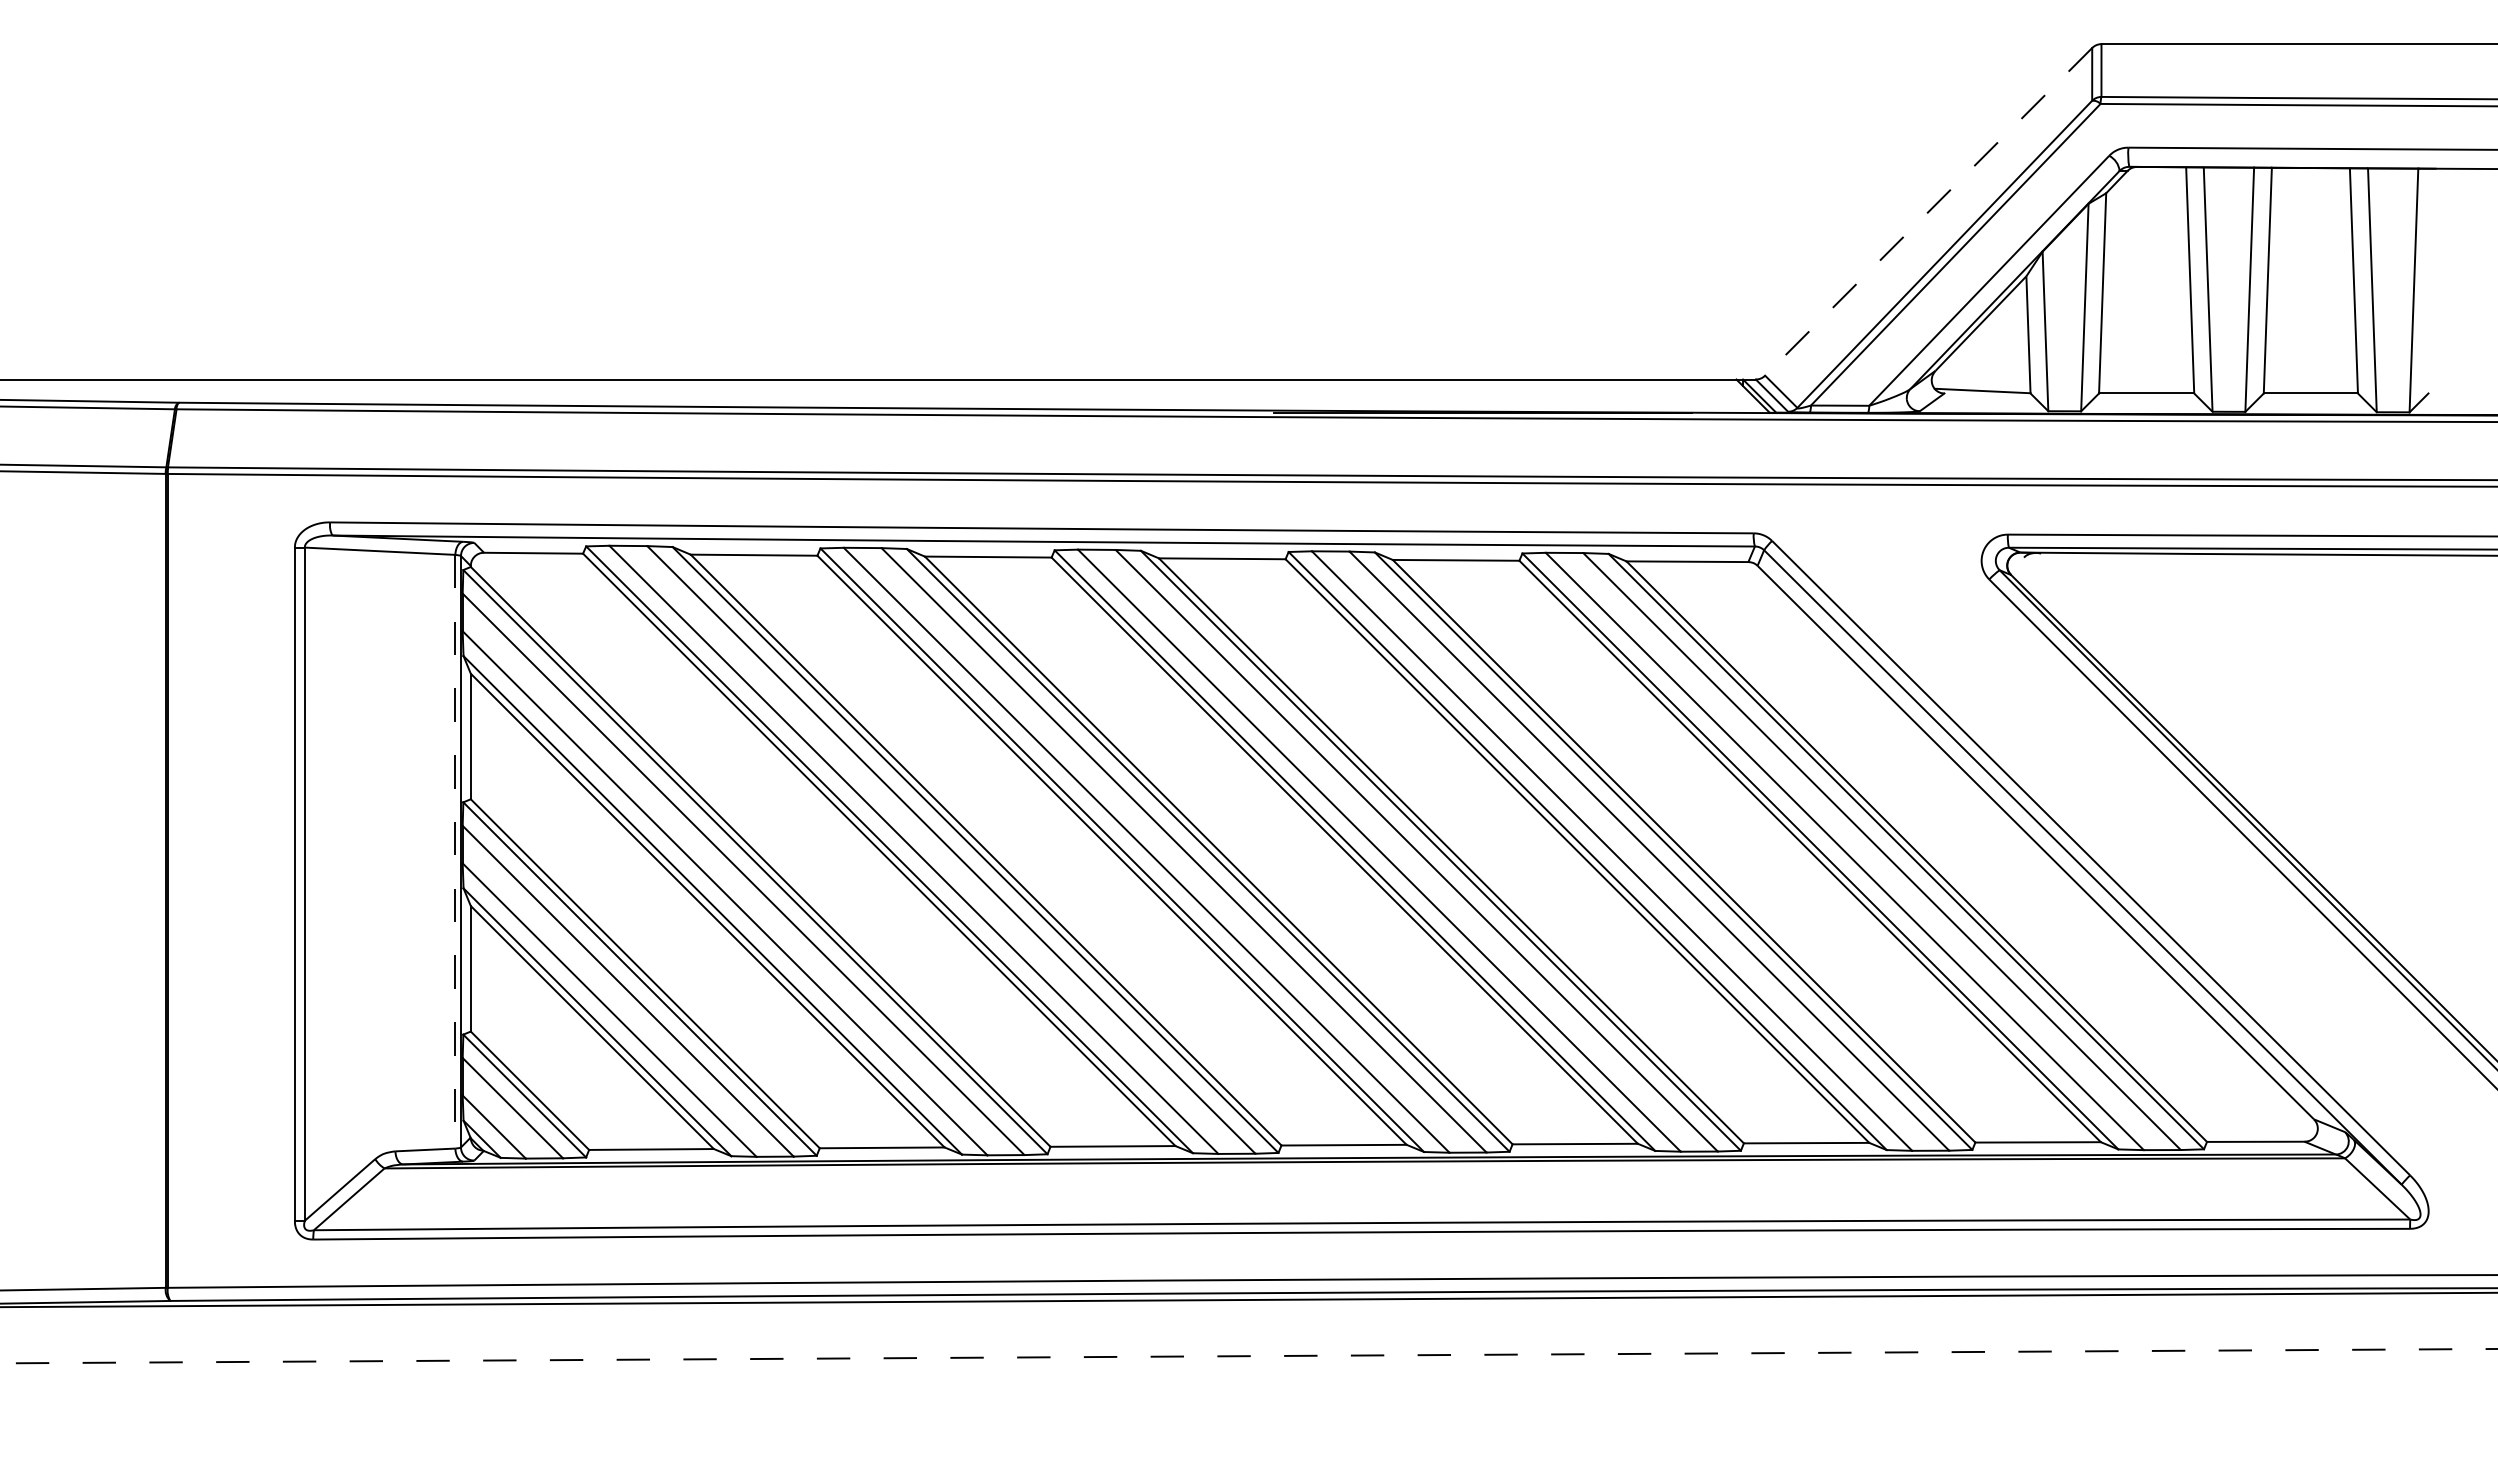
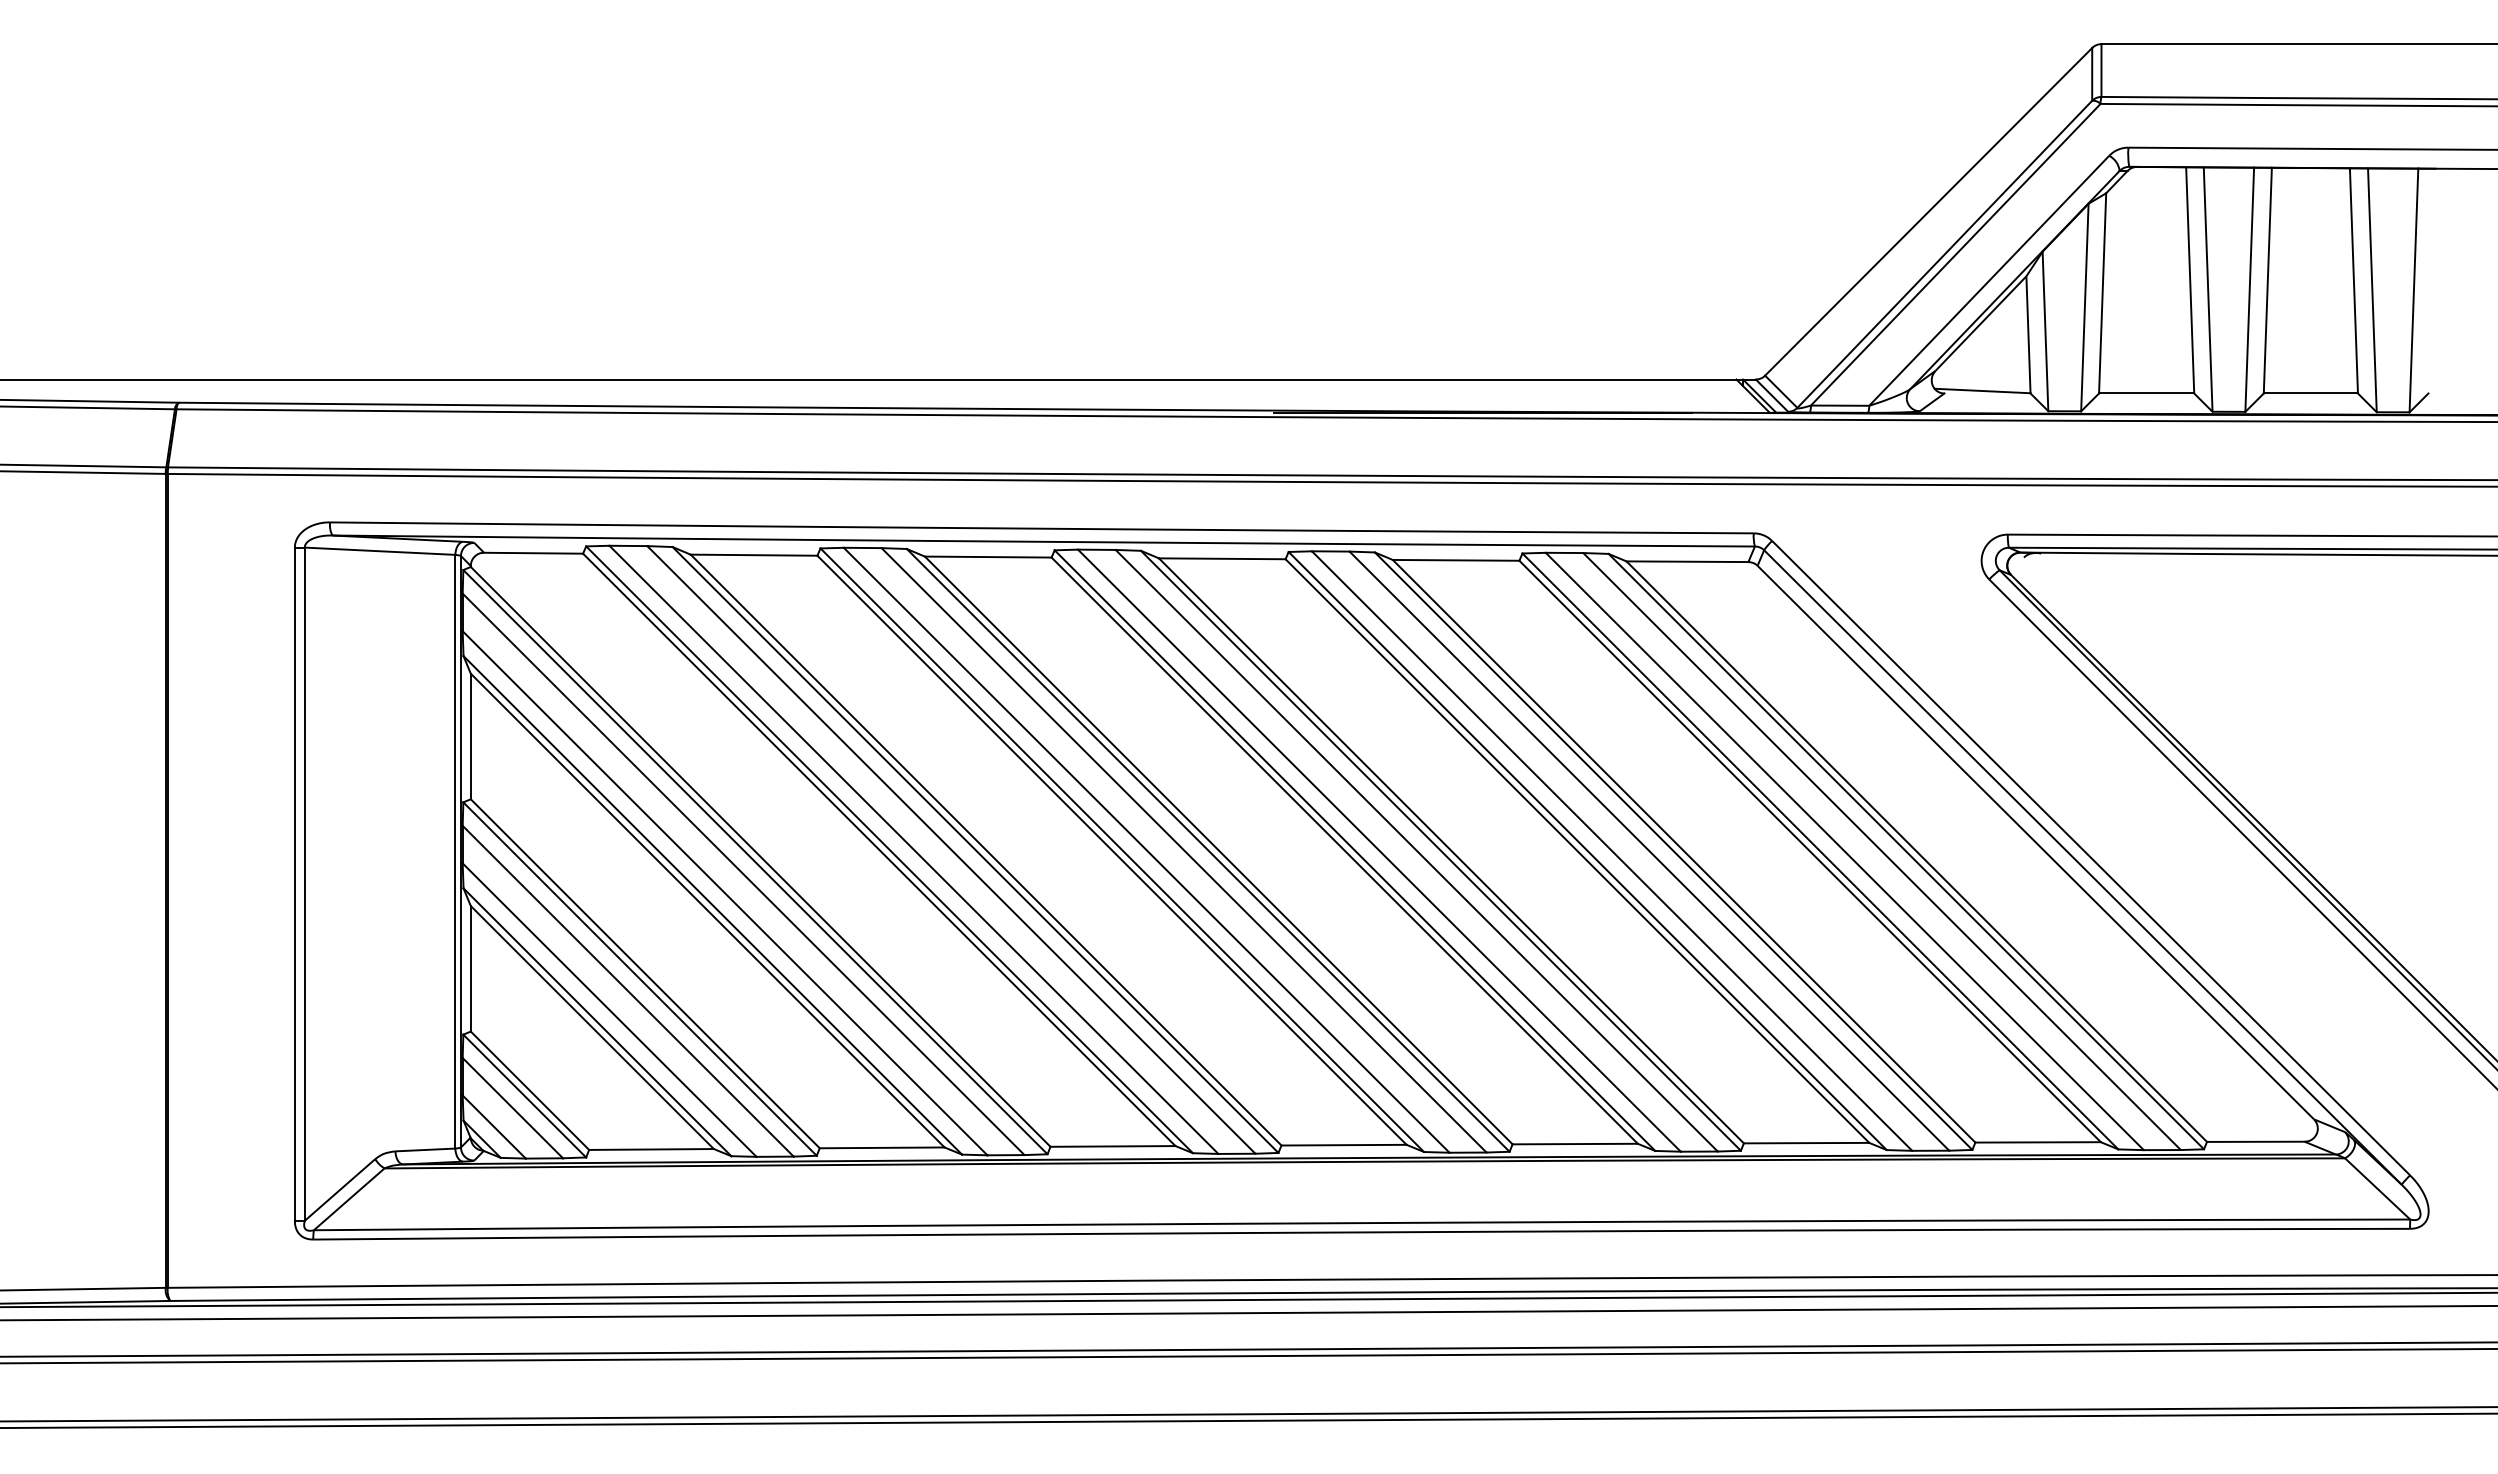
line: dashed -> solid (1928, 212)
line: dashed -> solid (455, 851)
line: none -> present (1248, 1312)
line: none -> present (1248, 1349)
line: dashed -> solid (1249, 1356)
line: none -> present (1248, 1414)
line: none -> present (1248, 1420)
